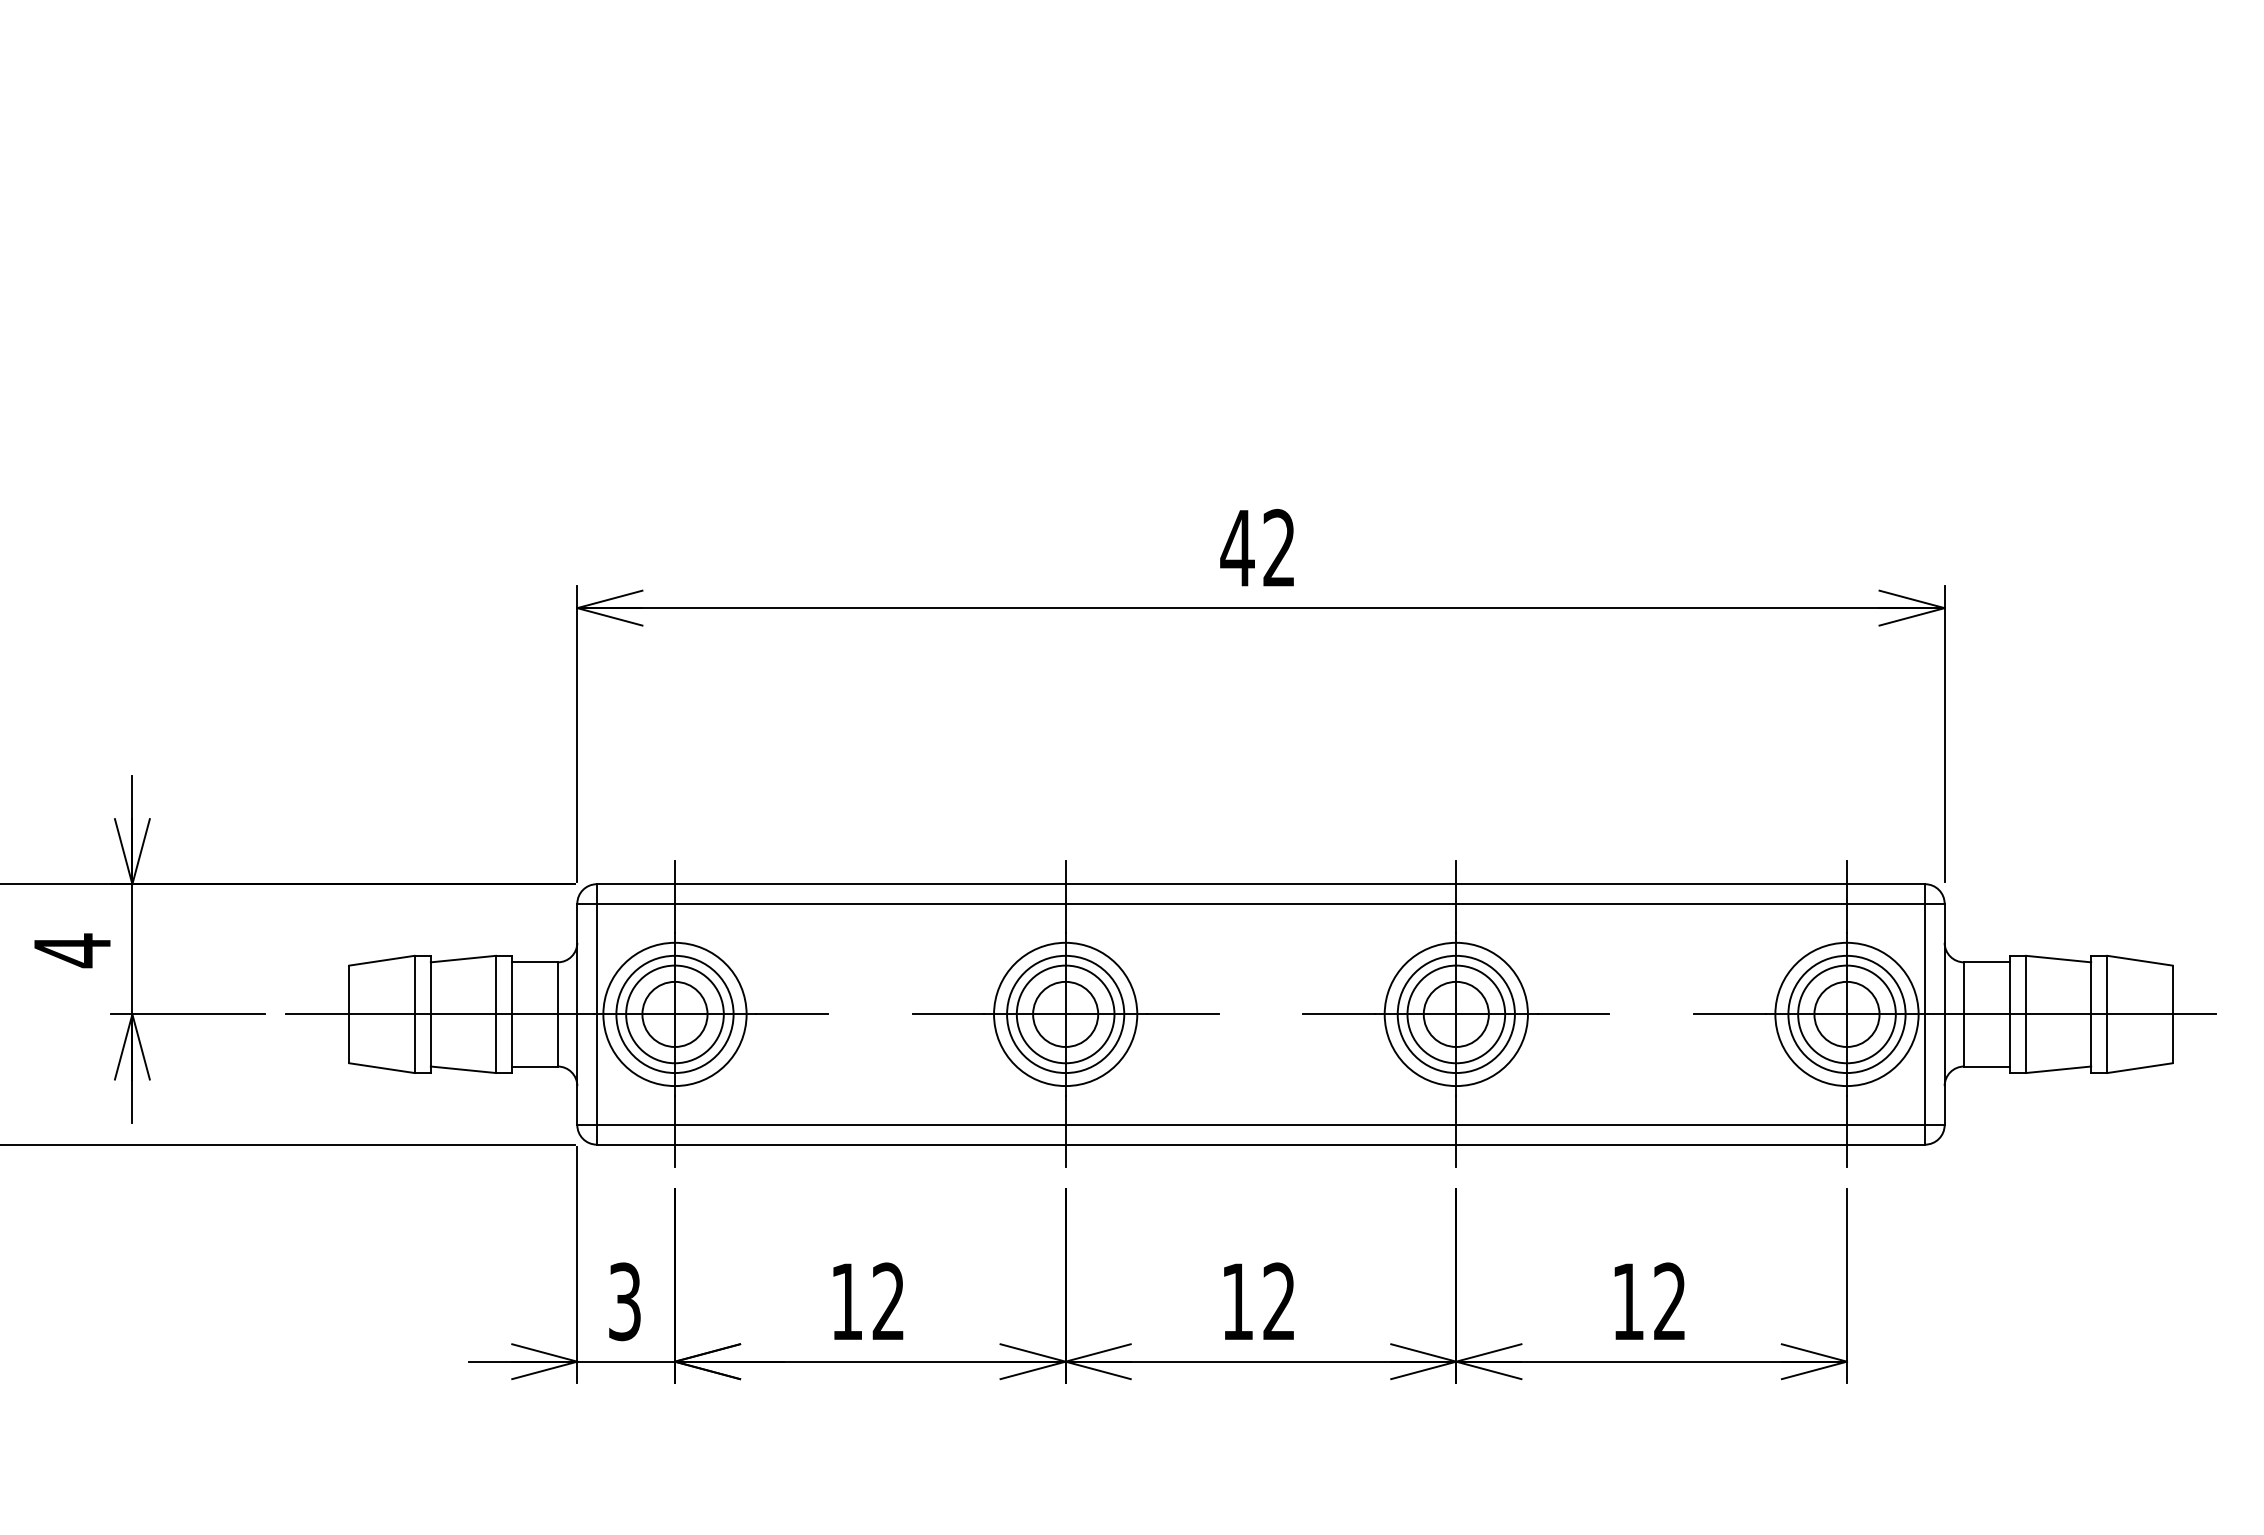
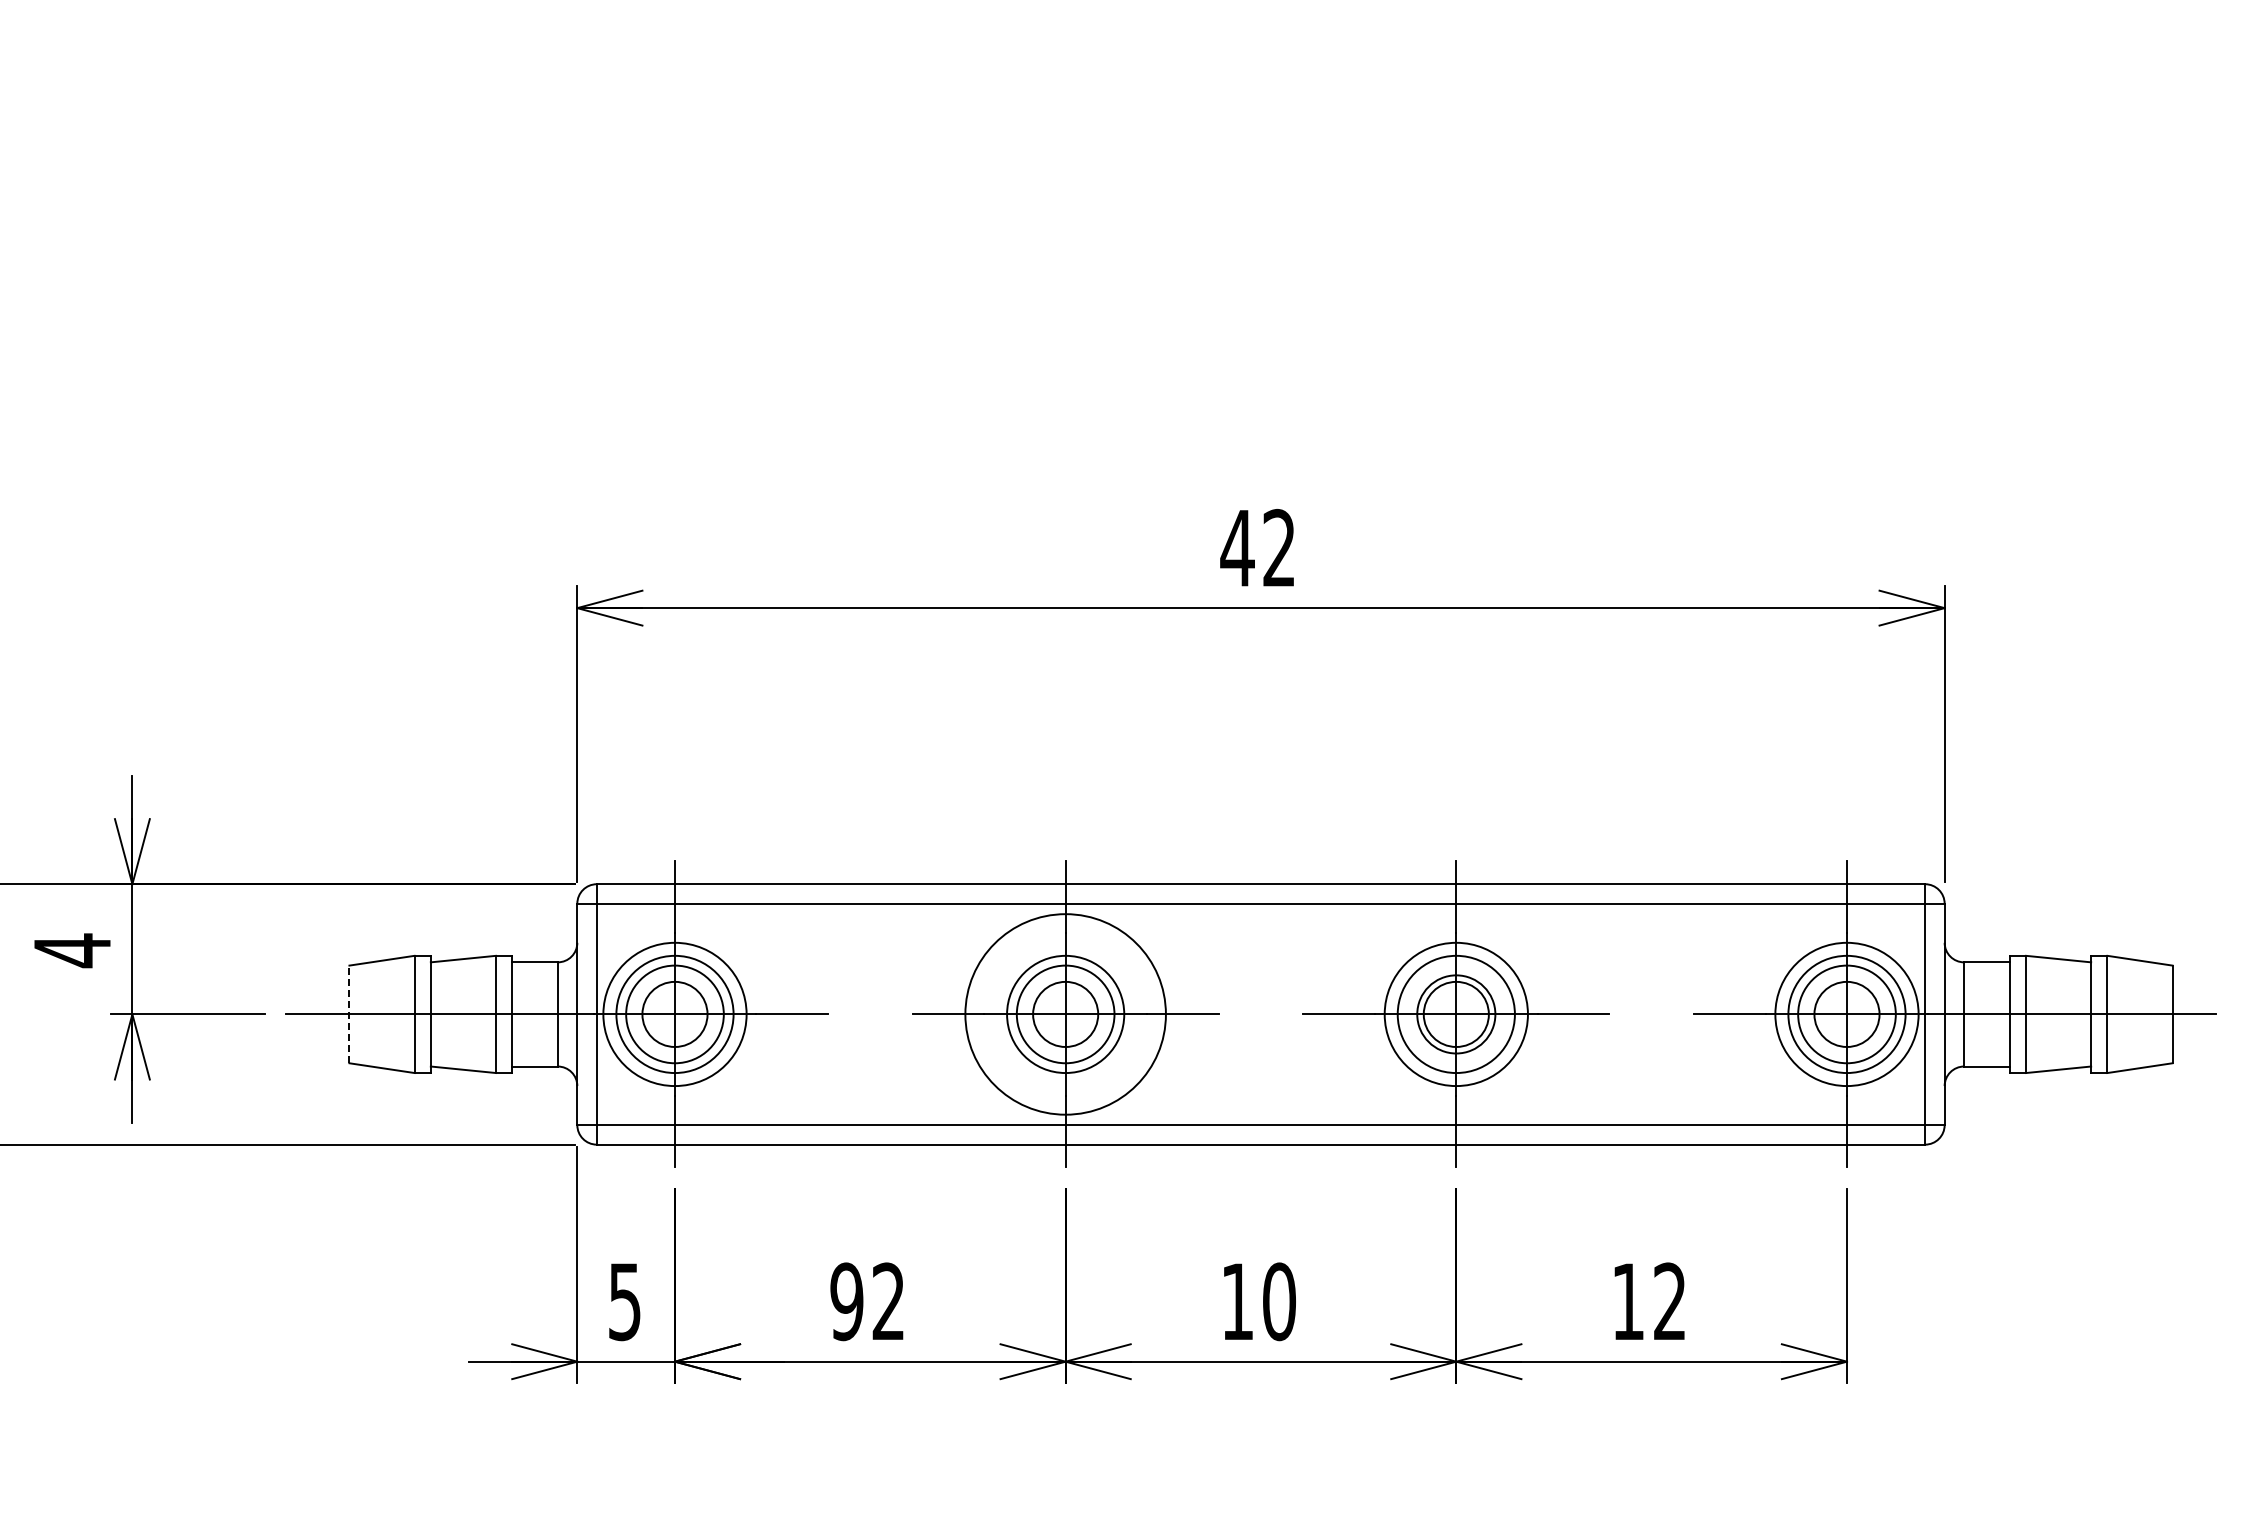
line: solid -> dashed (349, 1014)
circle diameter: 143 px -> 201 px (1065, 1014)
circle diameter: 98 px -> 78 px (1456, 1014)
text: 3 -> 5 (624, 1301)
text: 12 -> 92 (846, 1301)
text: 12 -> 10 (1279, 1301)
